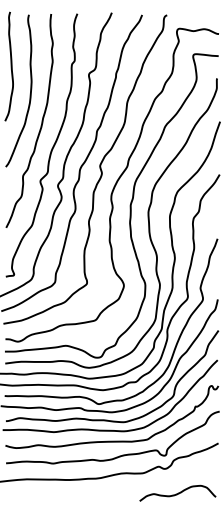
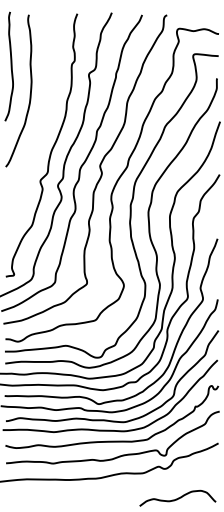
curve: present -> none (41, 120)
curve position: (178, 492) -> (178, 497) (178, 497)
